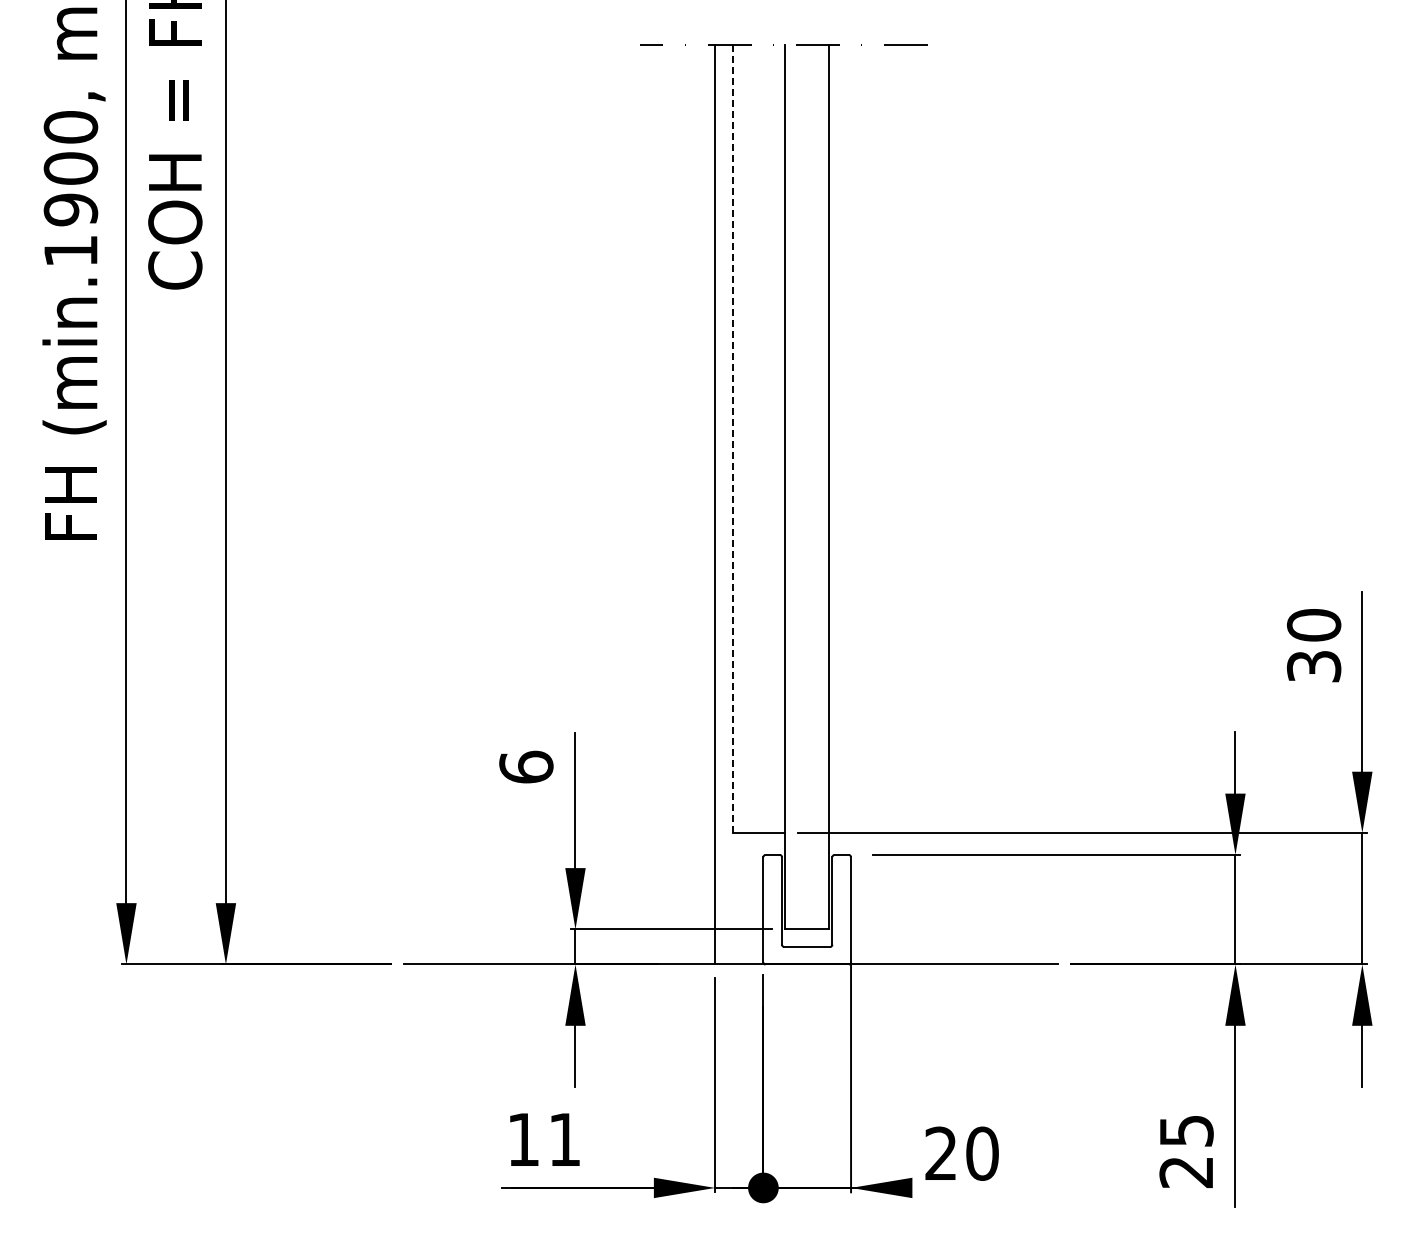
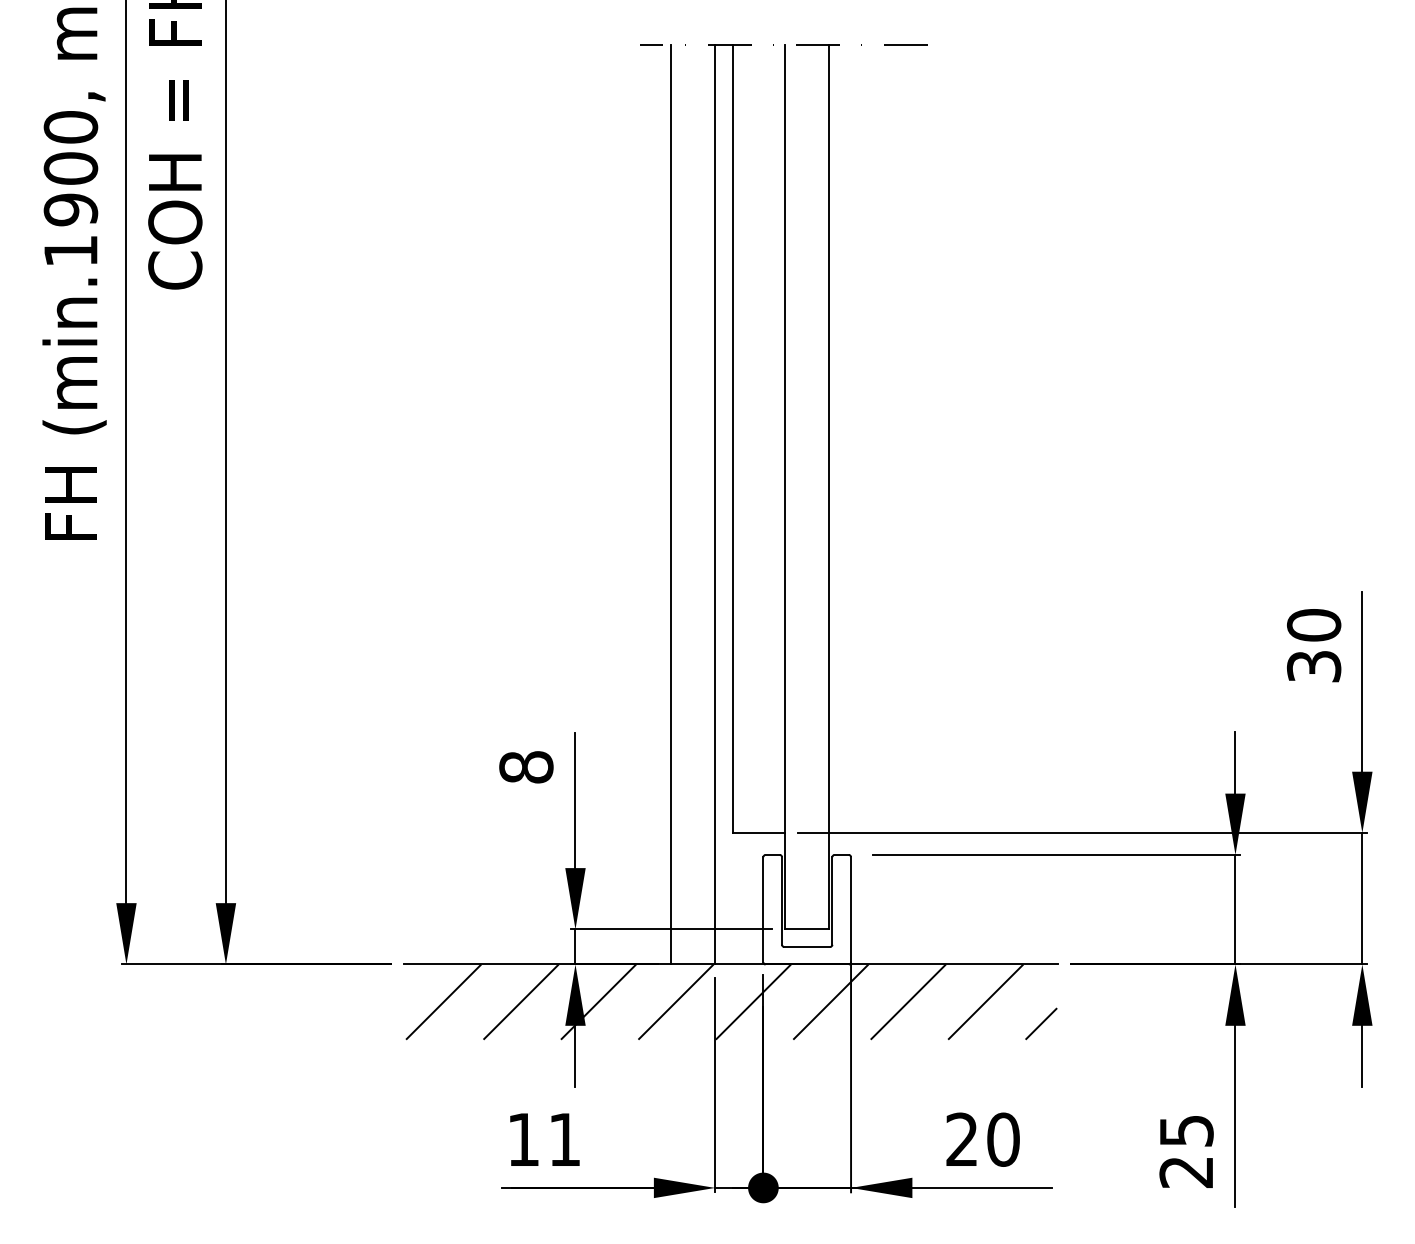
line: dashed -> solid (732, 439)
line: none -> present (671, 504)
text: 6 -> 8 (526, 766)
hatch: none -> present (731, 1001)
text position: (961, 1153) -> (982, 1139) (982, 1139)
line: none -> present (981, 1187)
